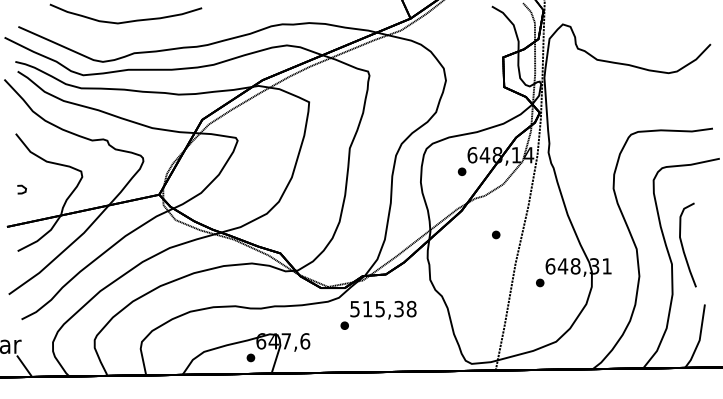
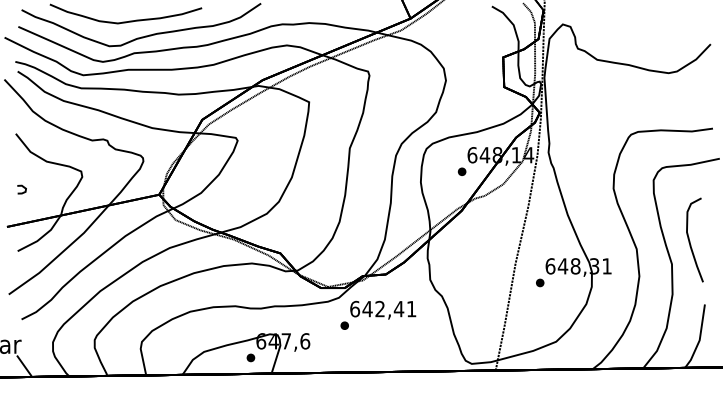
curve: none -> present (145, 35)
part: present -> none (496, 234)
curve position: (683, 246) -> (690, 241) (690, 241)
text: 515,38 -> 642,41 (383, 308)
